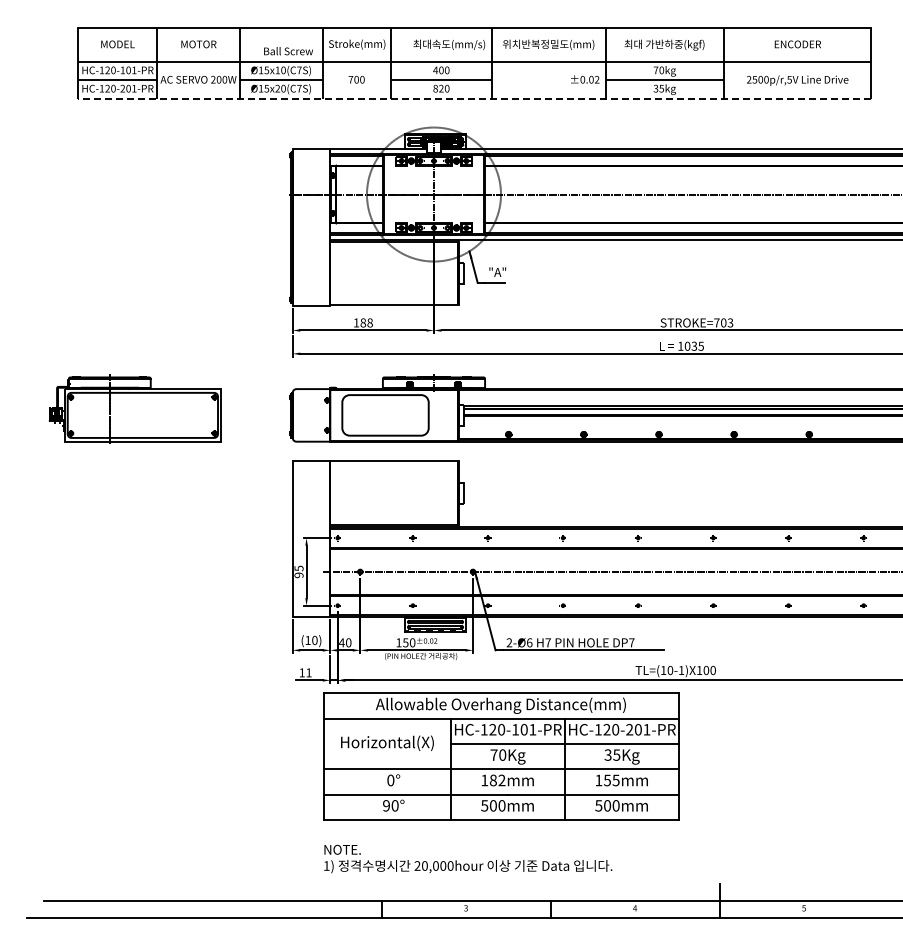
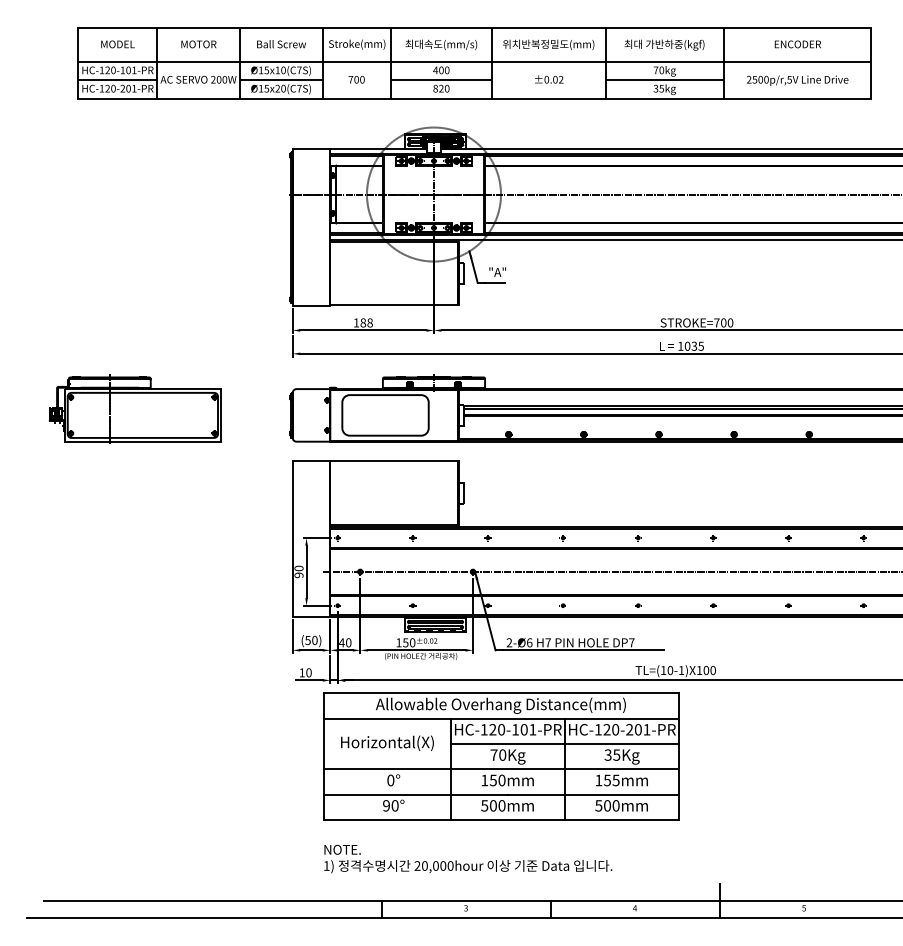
text position: (449, 44) -> (441, 44) (441, 44)
text position: (288, 51) -> (281, 44) (281, 44)
text position: (585, 79) -> (549, 79) (549, 79)
line: dashed -> solid (474, 99)
text: STROKE=703 -> STROKE=700 (730, 322)
text: 95 -> 90 (298, 568)
text: (10) -> (50) (307, 640)
text: 11 -> 10 (308, 672)
text: 182mm -> 150mm (497, 780)
